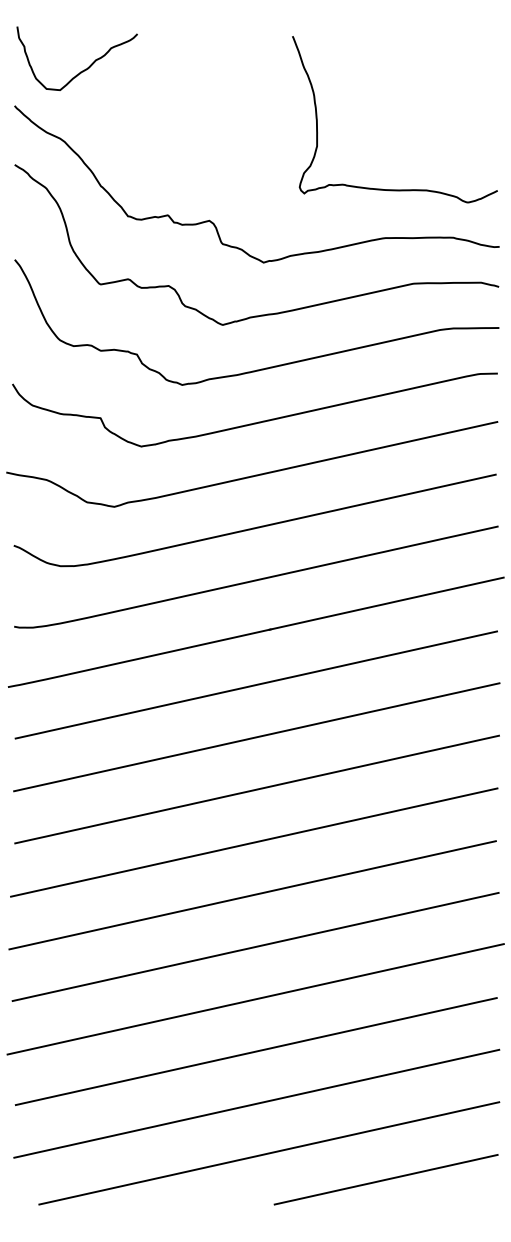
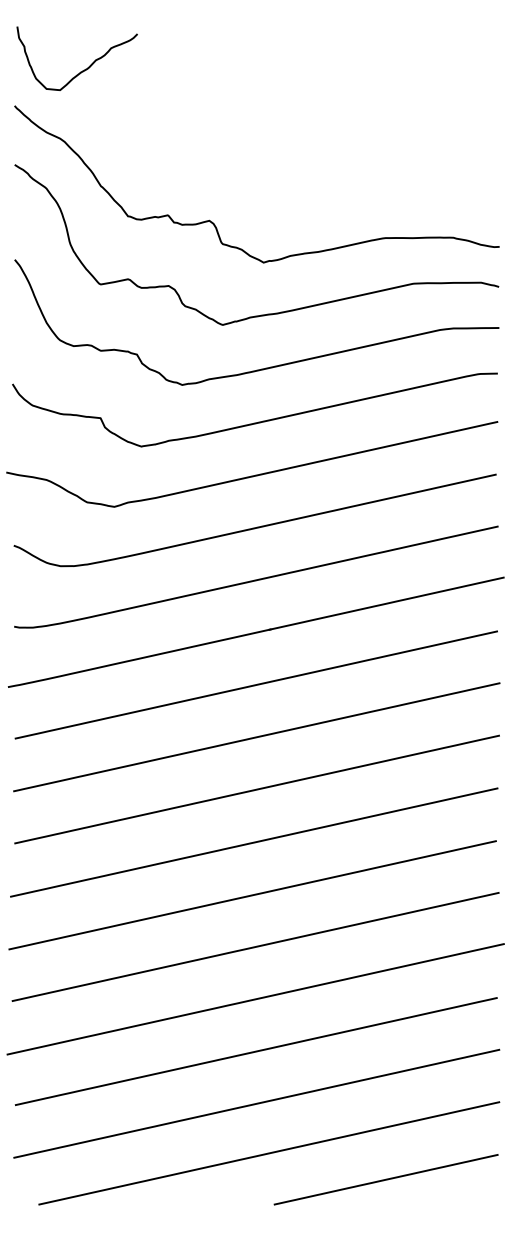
curve: present -> none (394, 189)
